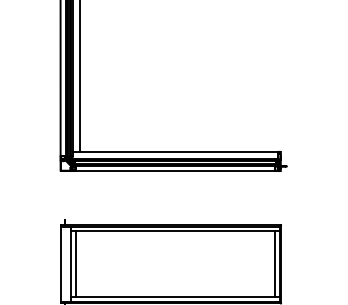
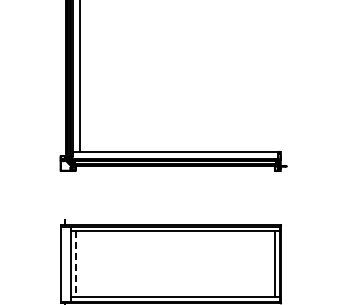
line: present -> none (60, 79)
line: present -> none (175, 171)
line: solid -> dashed (75, 264)
